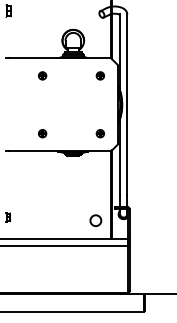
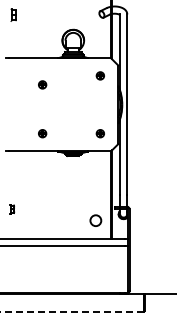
part position: (8, 10) -> (13, 14) (13, 14)
part position: (42, 75) -> (42, 84) (42, 84)
part position: (8, 217) -> (12, 209) (12, 209)
line: solid -> dashed (71, 311)
